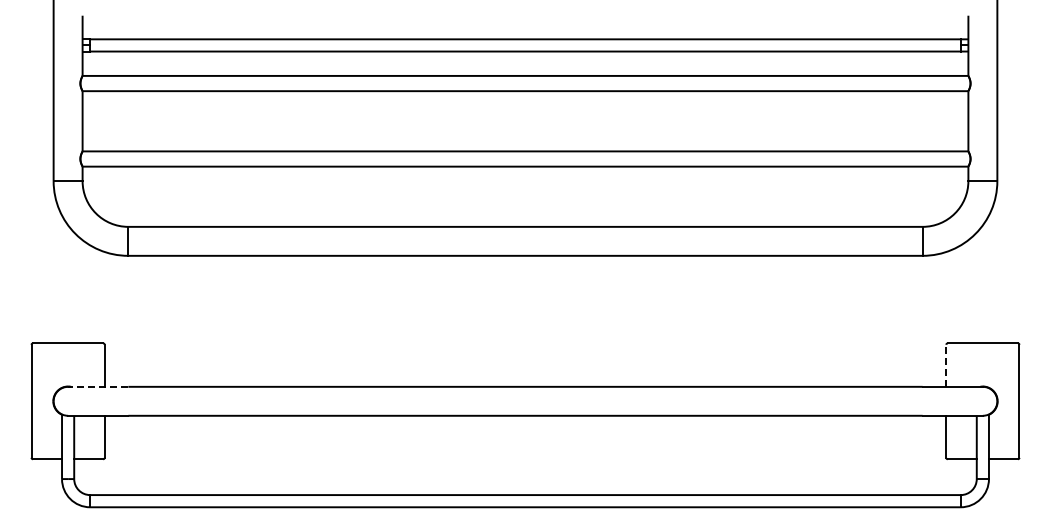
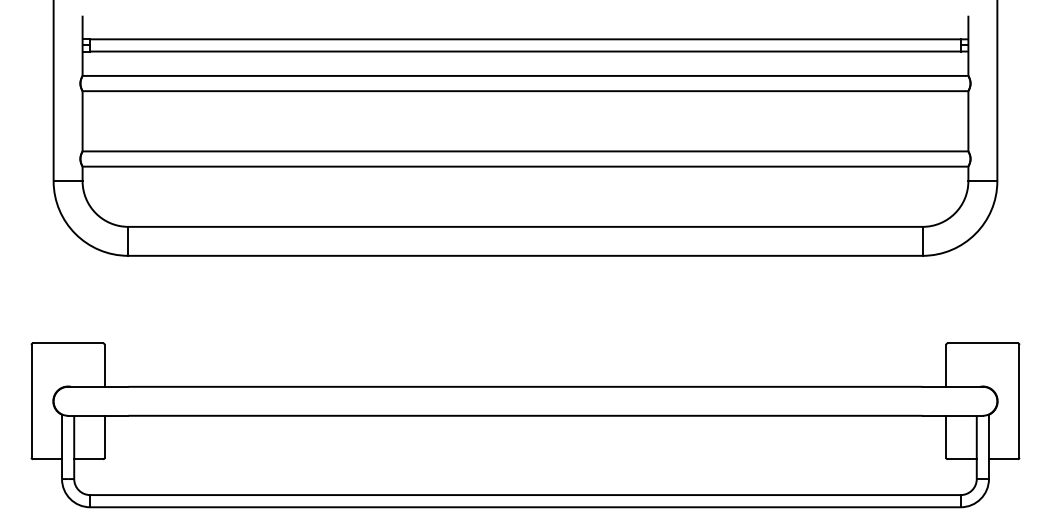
line: dashed -> solid (946, 365)
line: dashed -> solid (97, 386)
